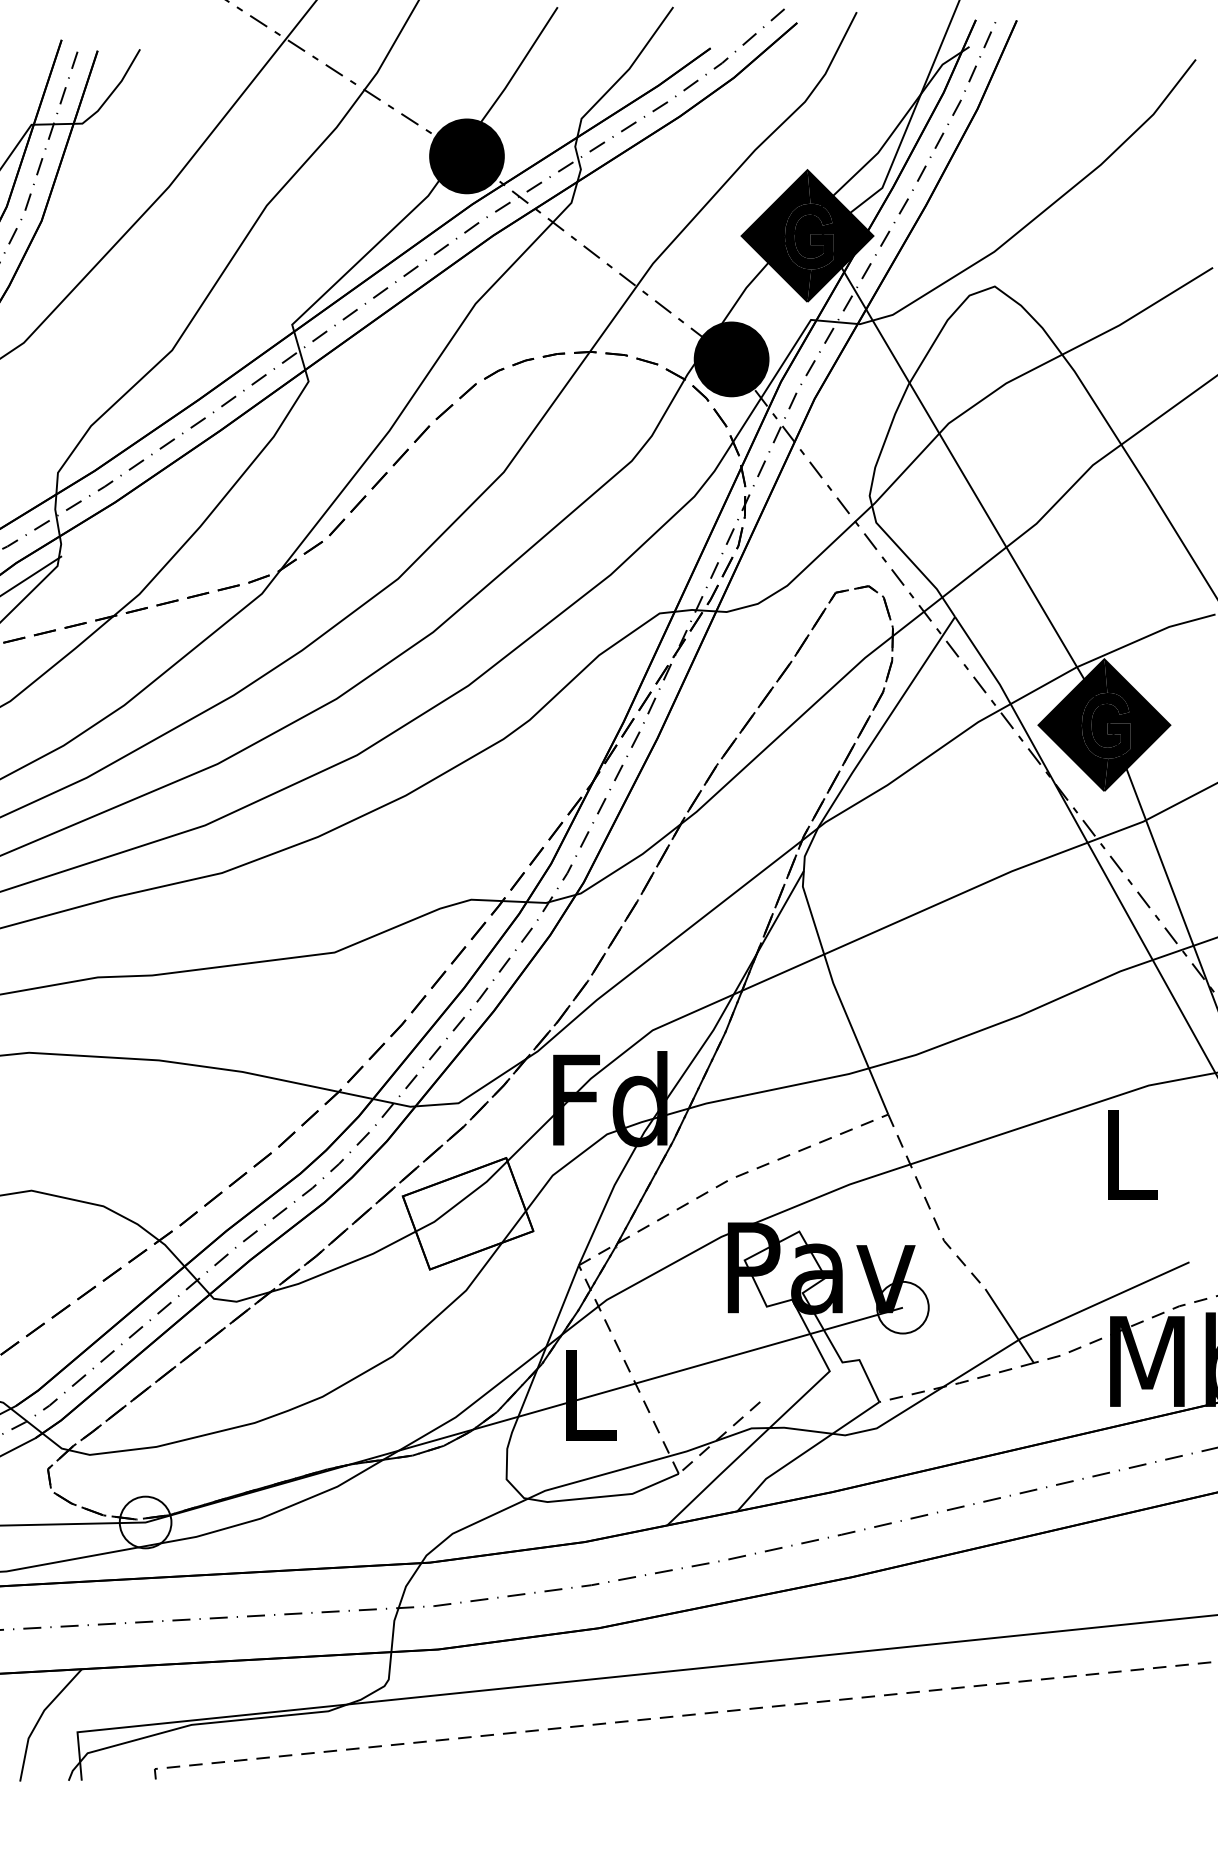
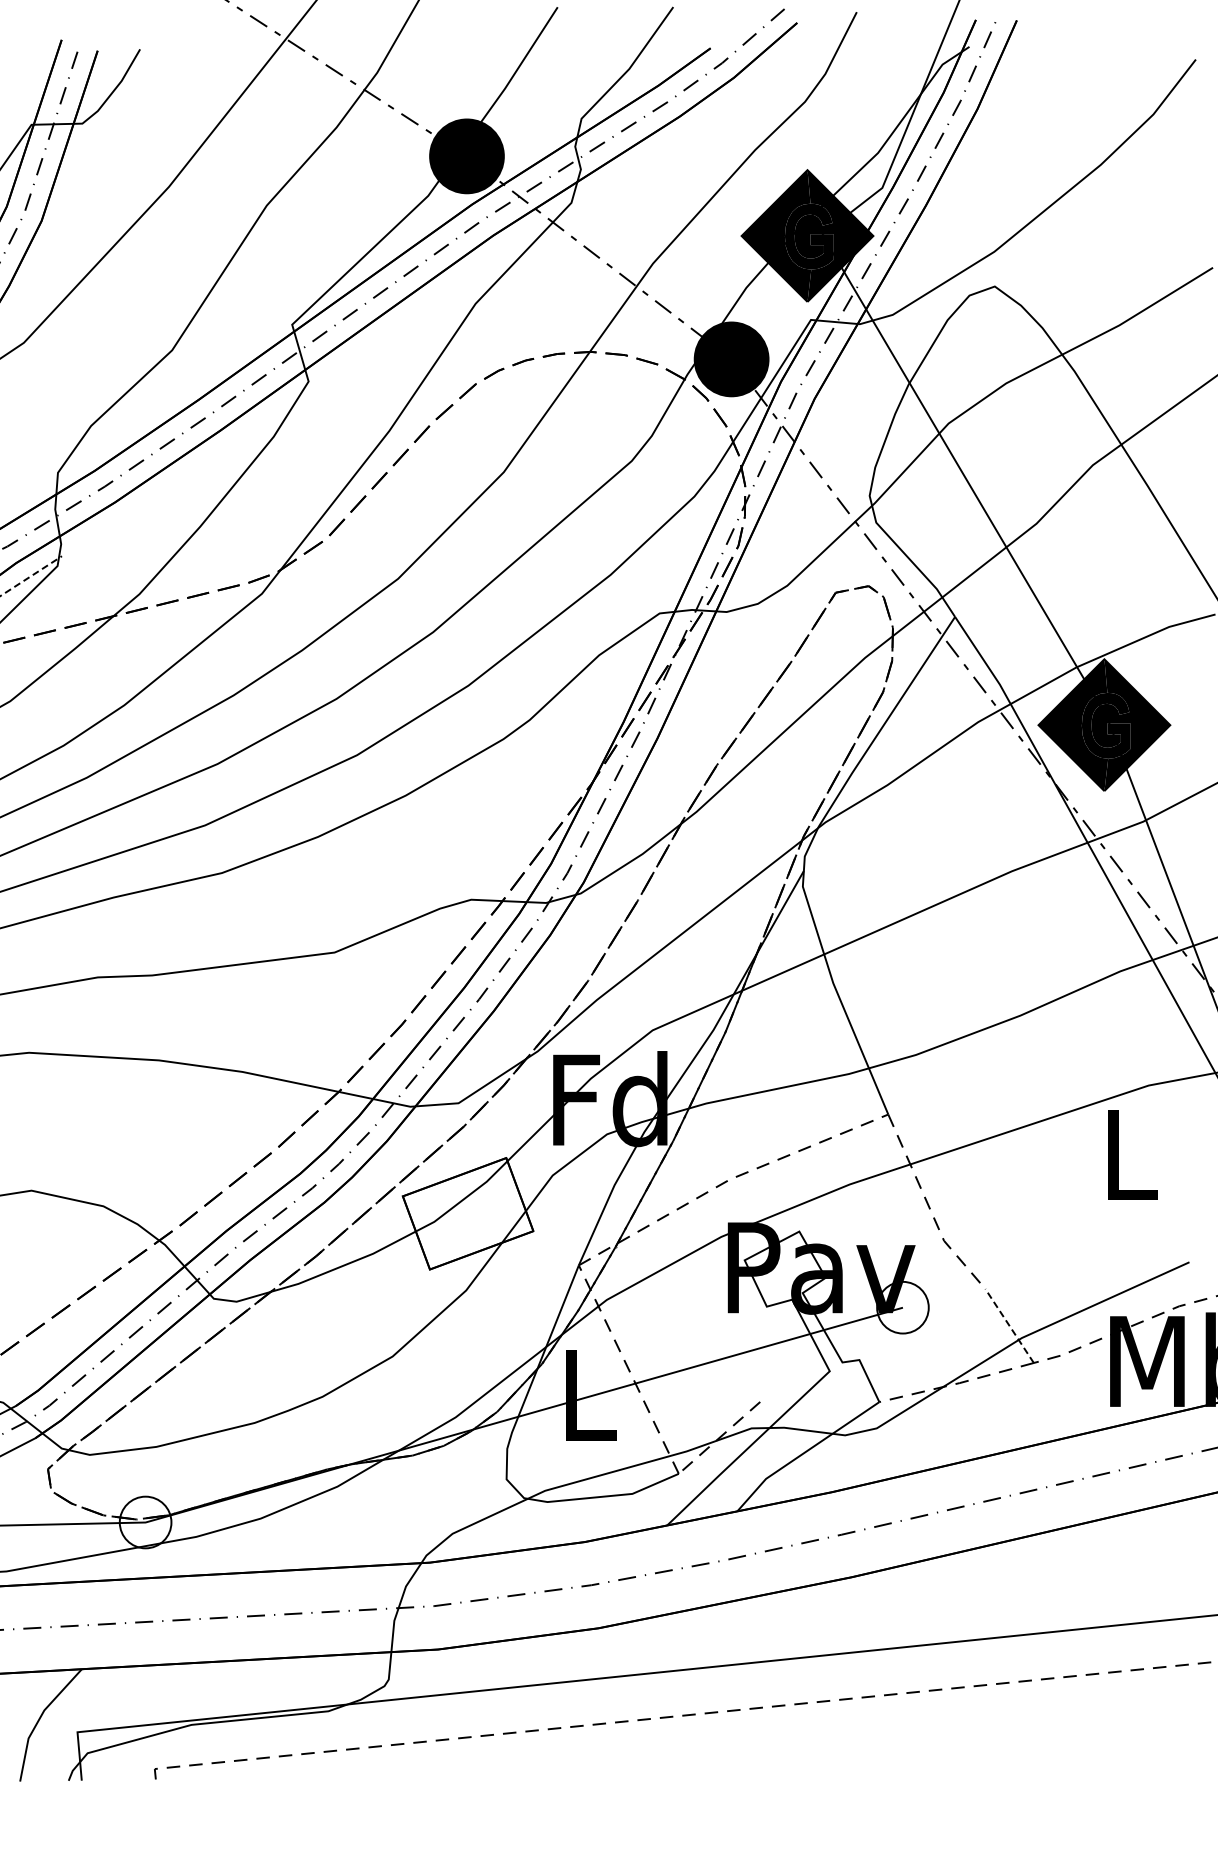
line: solid -> dashed (31, 576)
line: solid -> dashed (1009, 1325)
